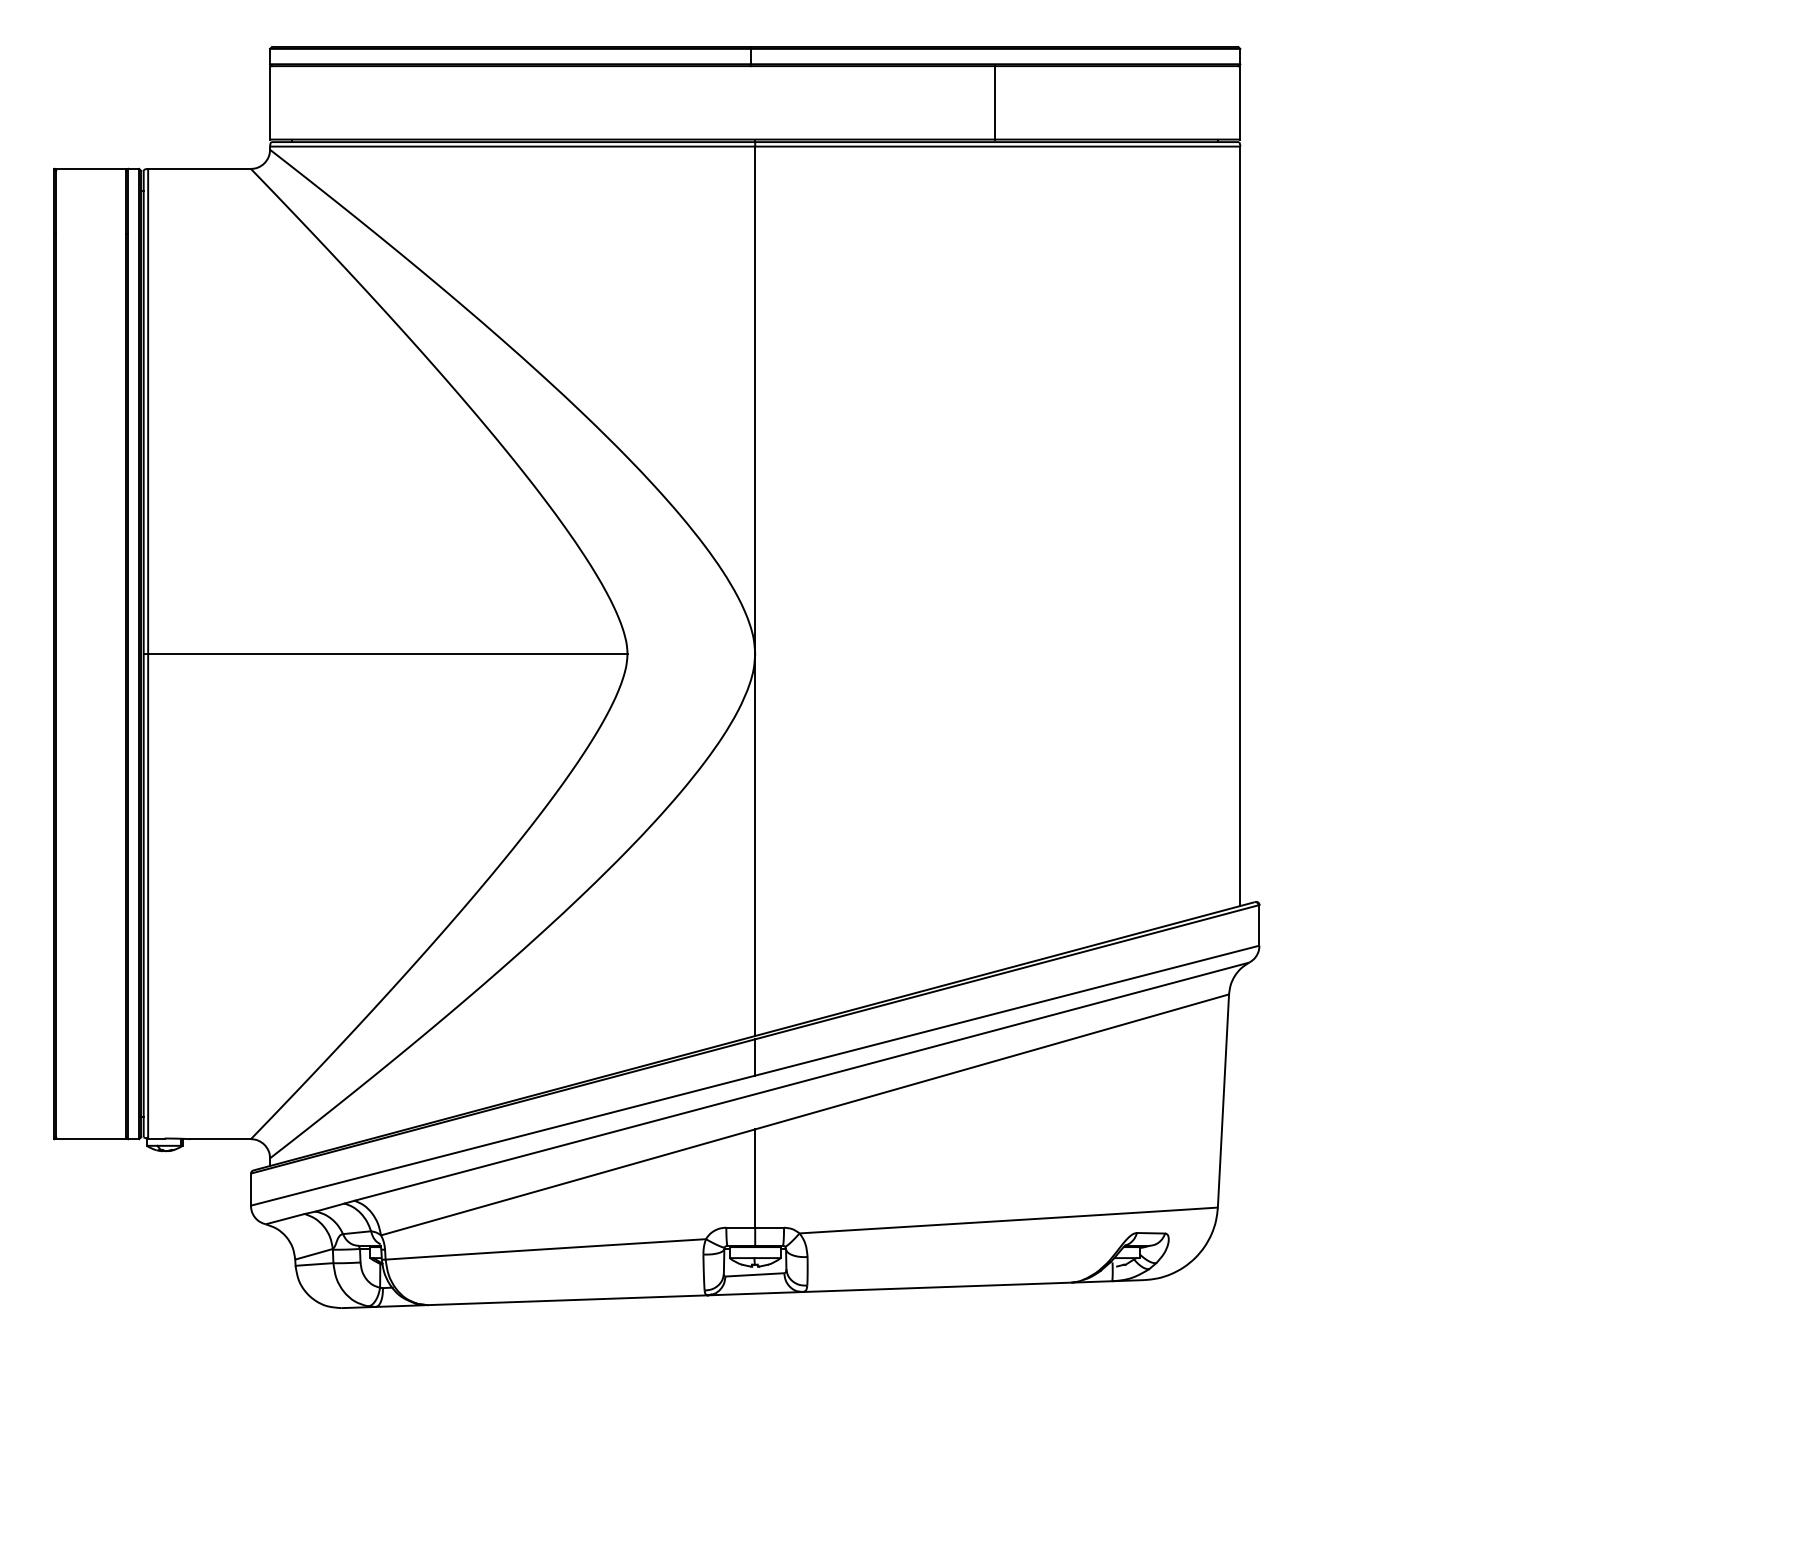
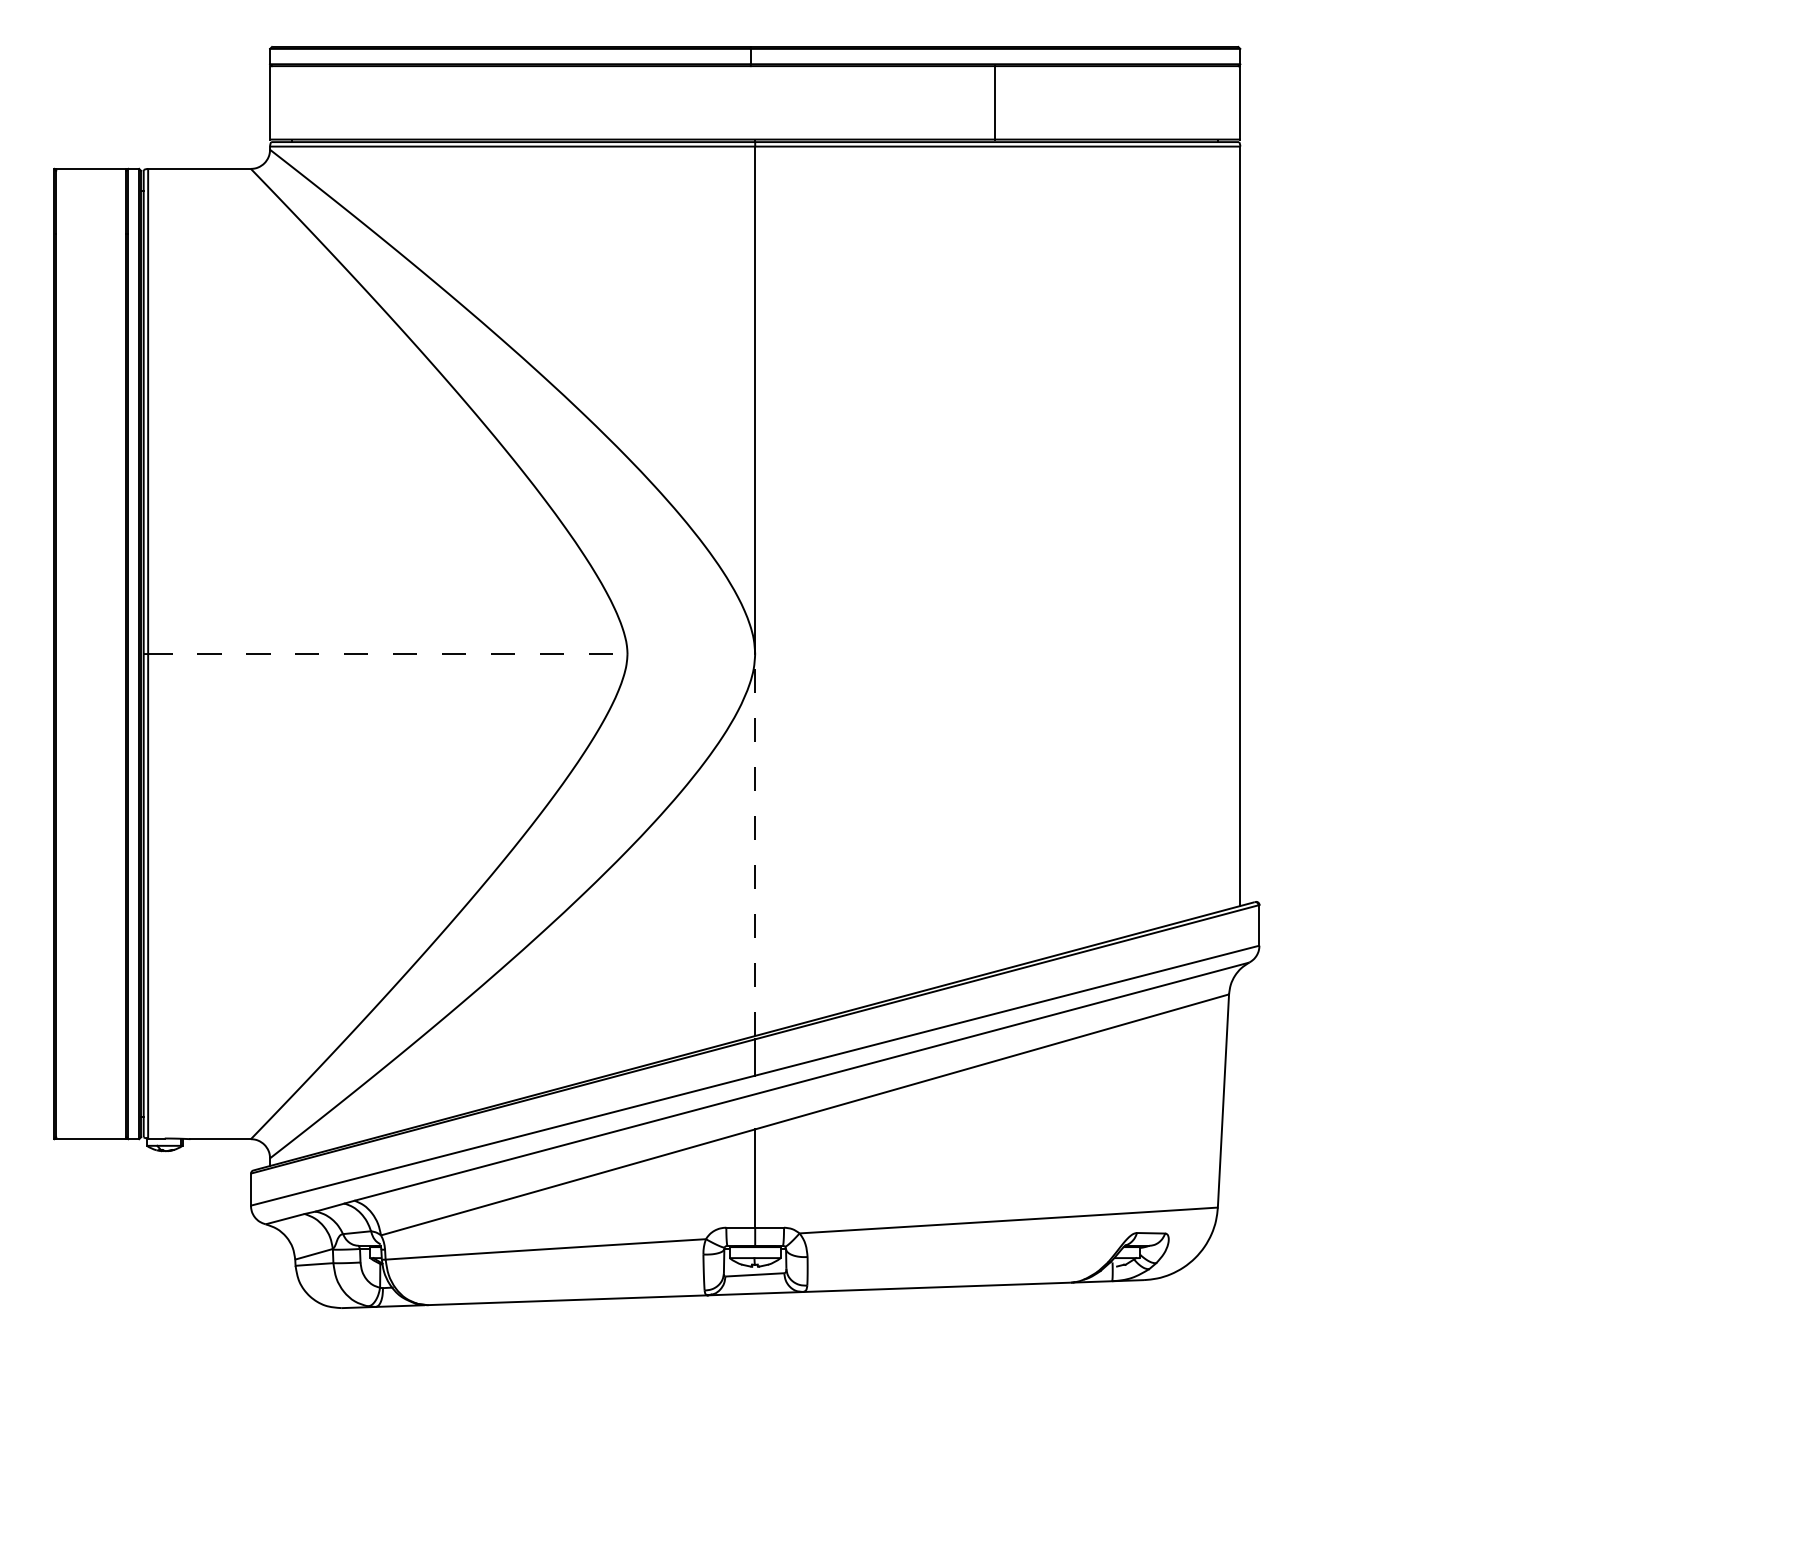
line: solid -> dashed (387, 654)
line: solid -> dashed (755, 845)
